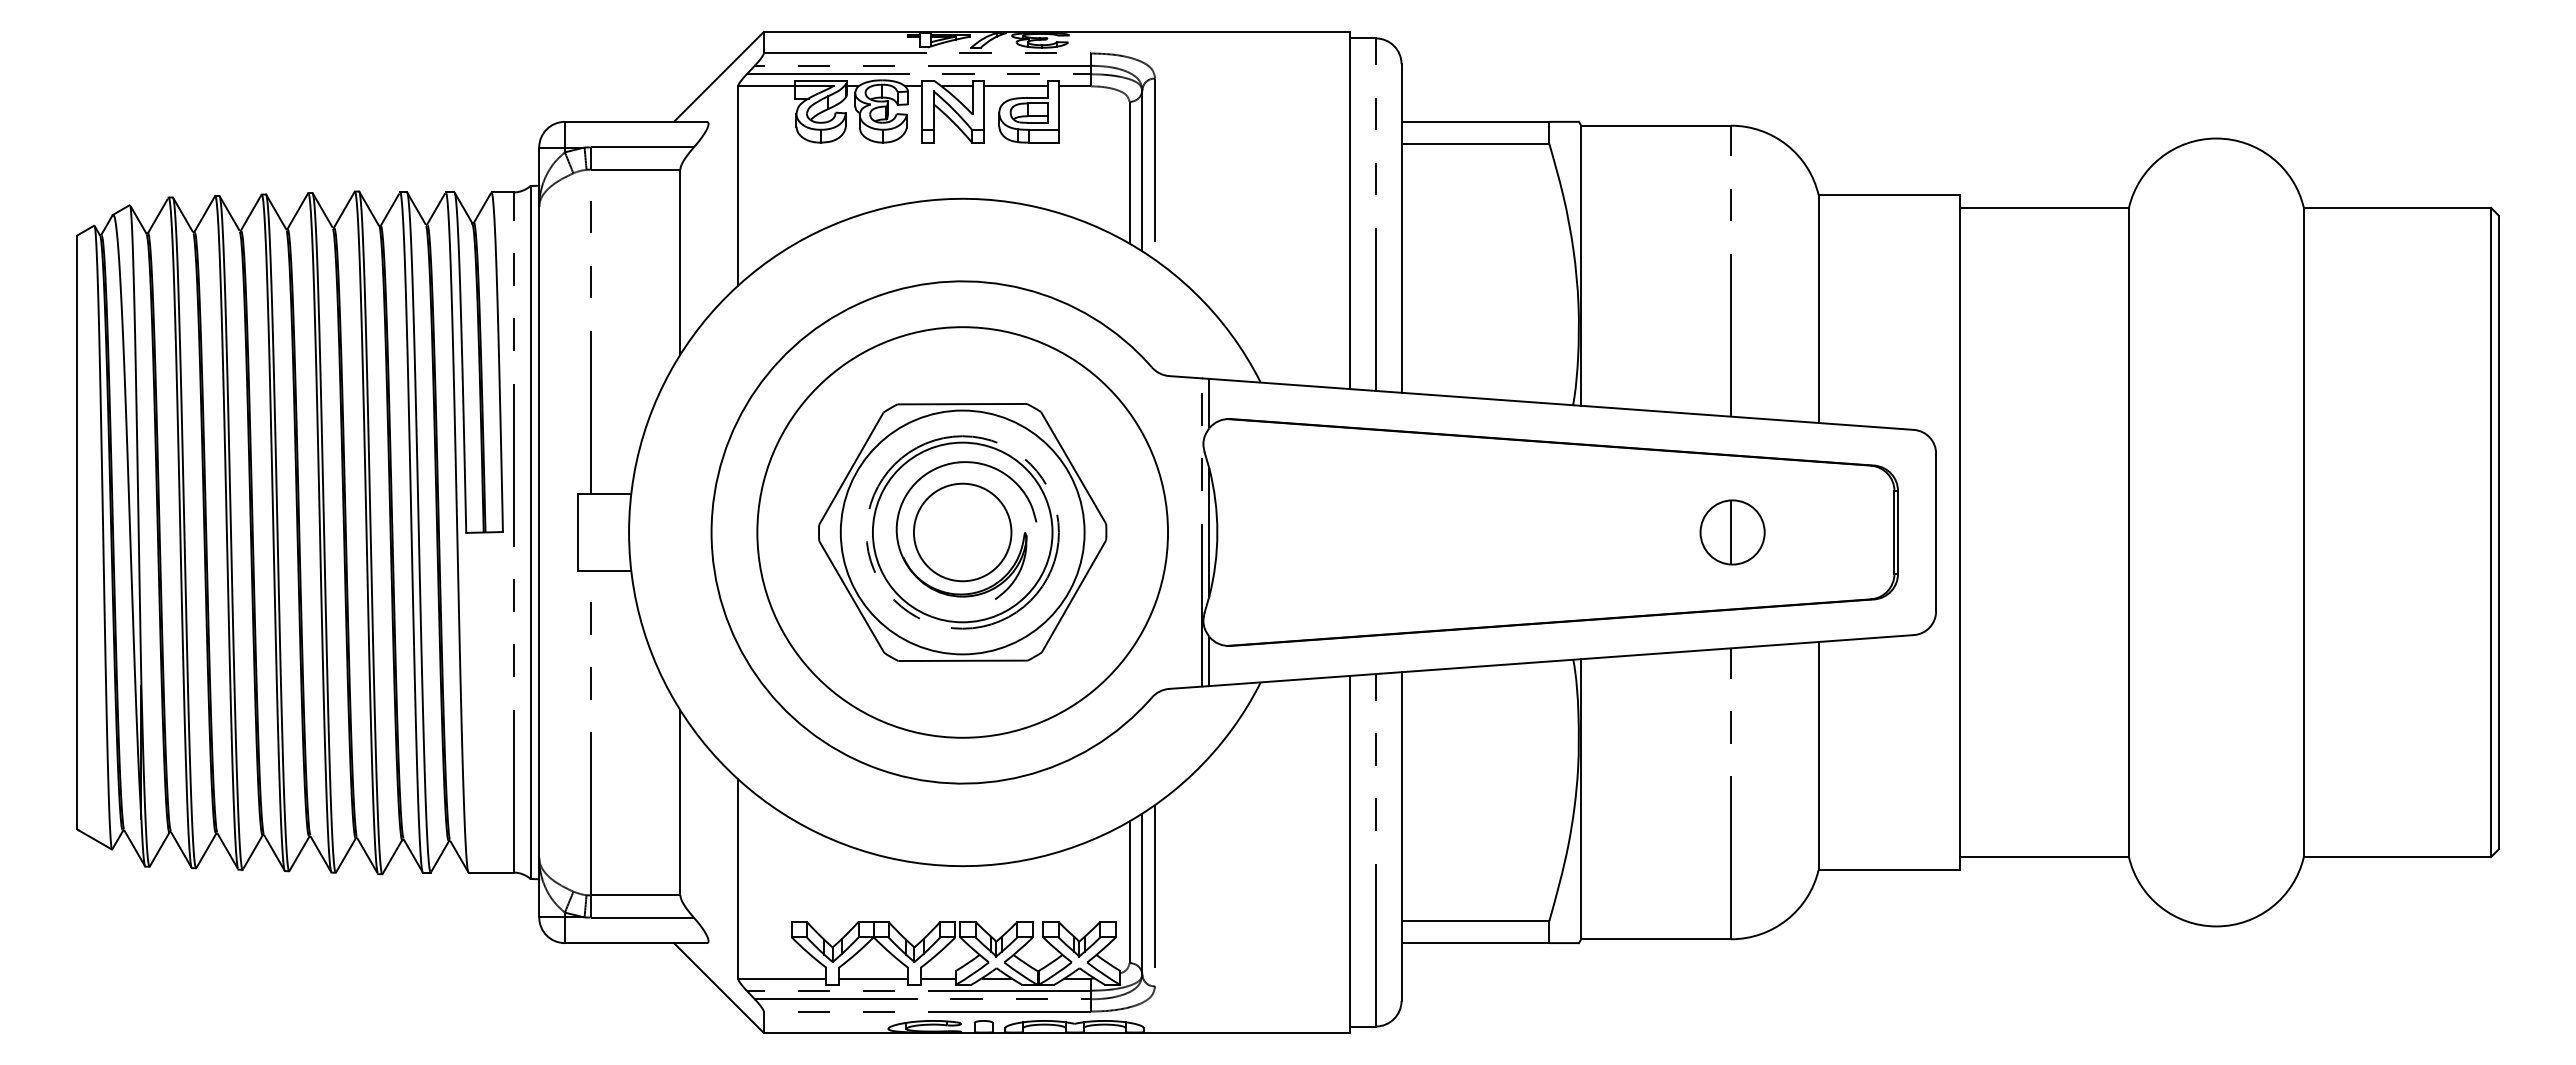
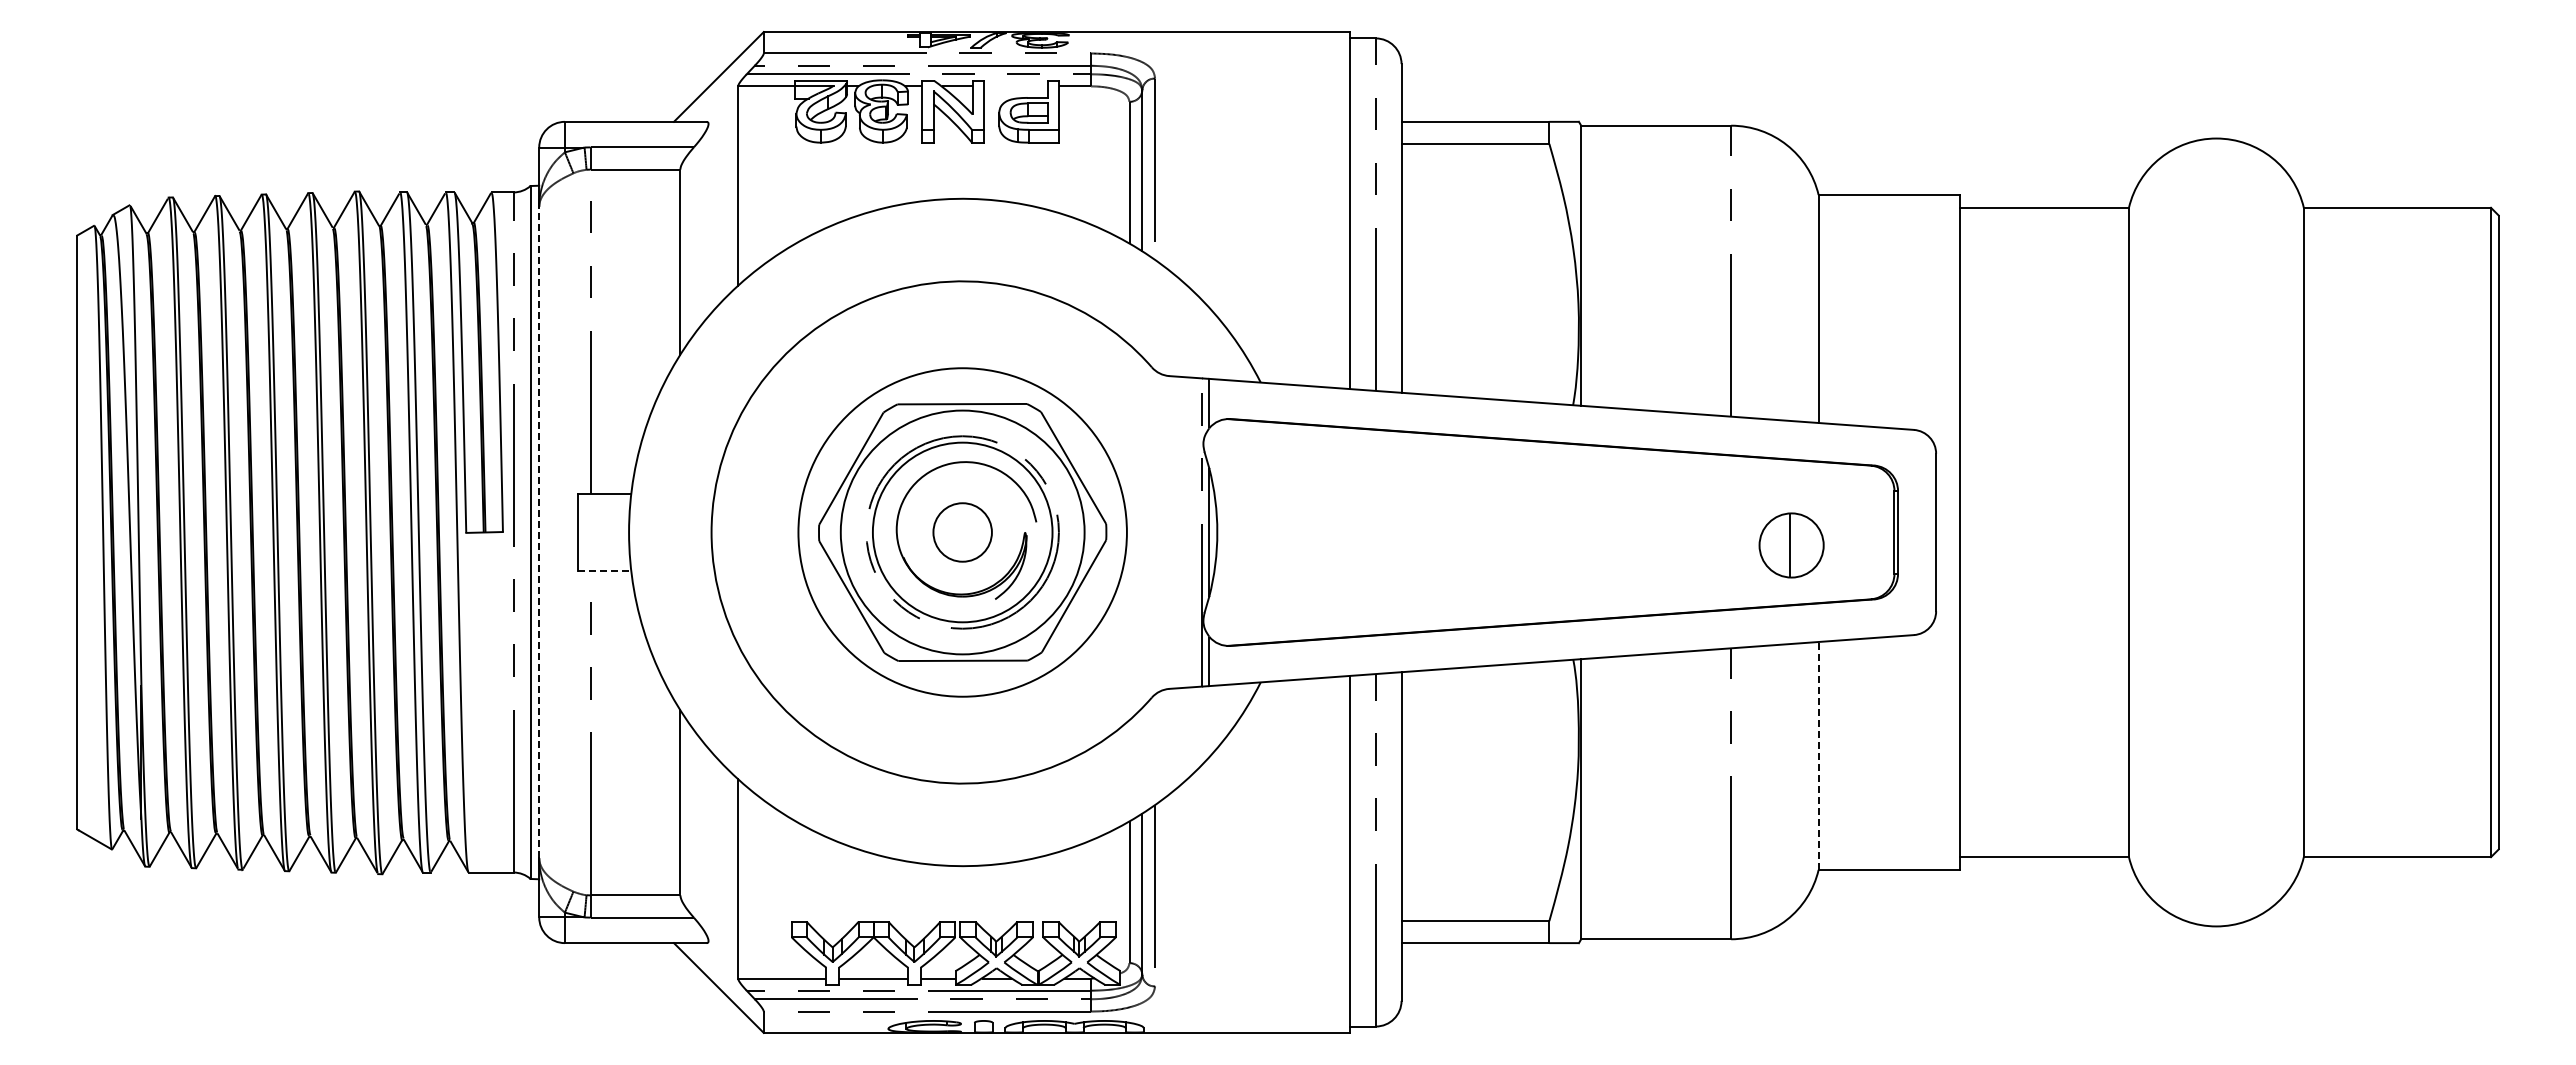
line: present -> none (1015, 86)
line: solid -> dashed (539, 532)
circle diameter: 411 px -> 329 px (962, 532)
circle diameter: 98 px -> 59 px (962, 532)
part position: (1732, 532) -> (1791, 545) (1791, 545)
line: solid -> dashed (604, 570)
line: solid -> dashed (1818, 755)
